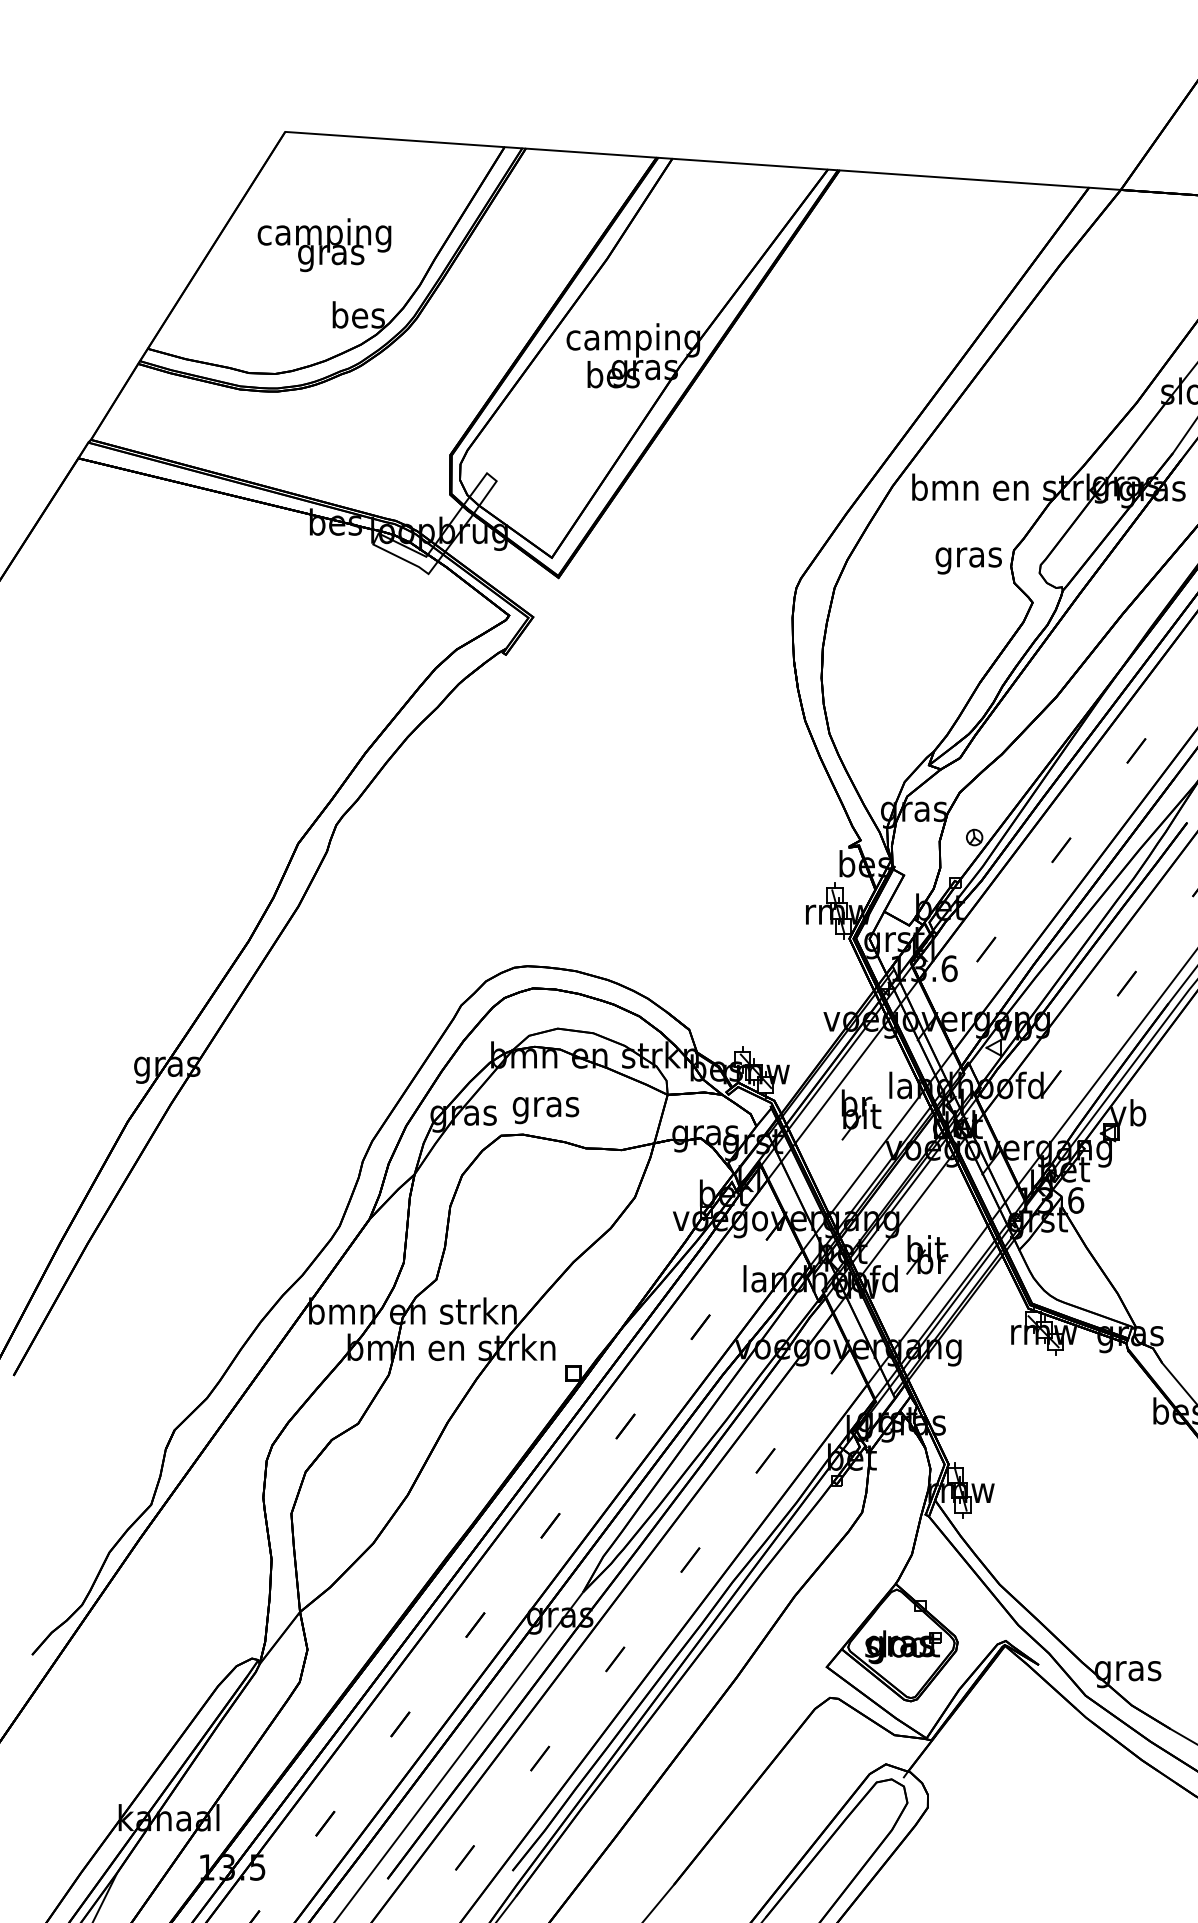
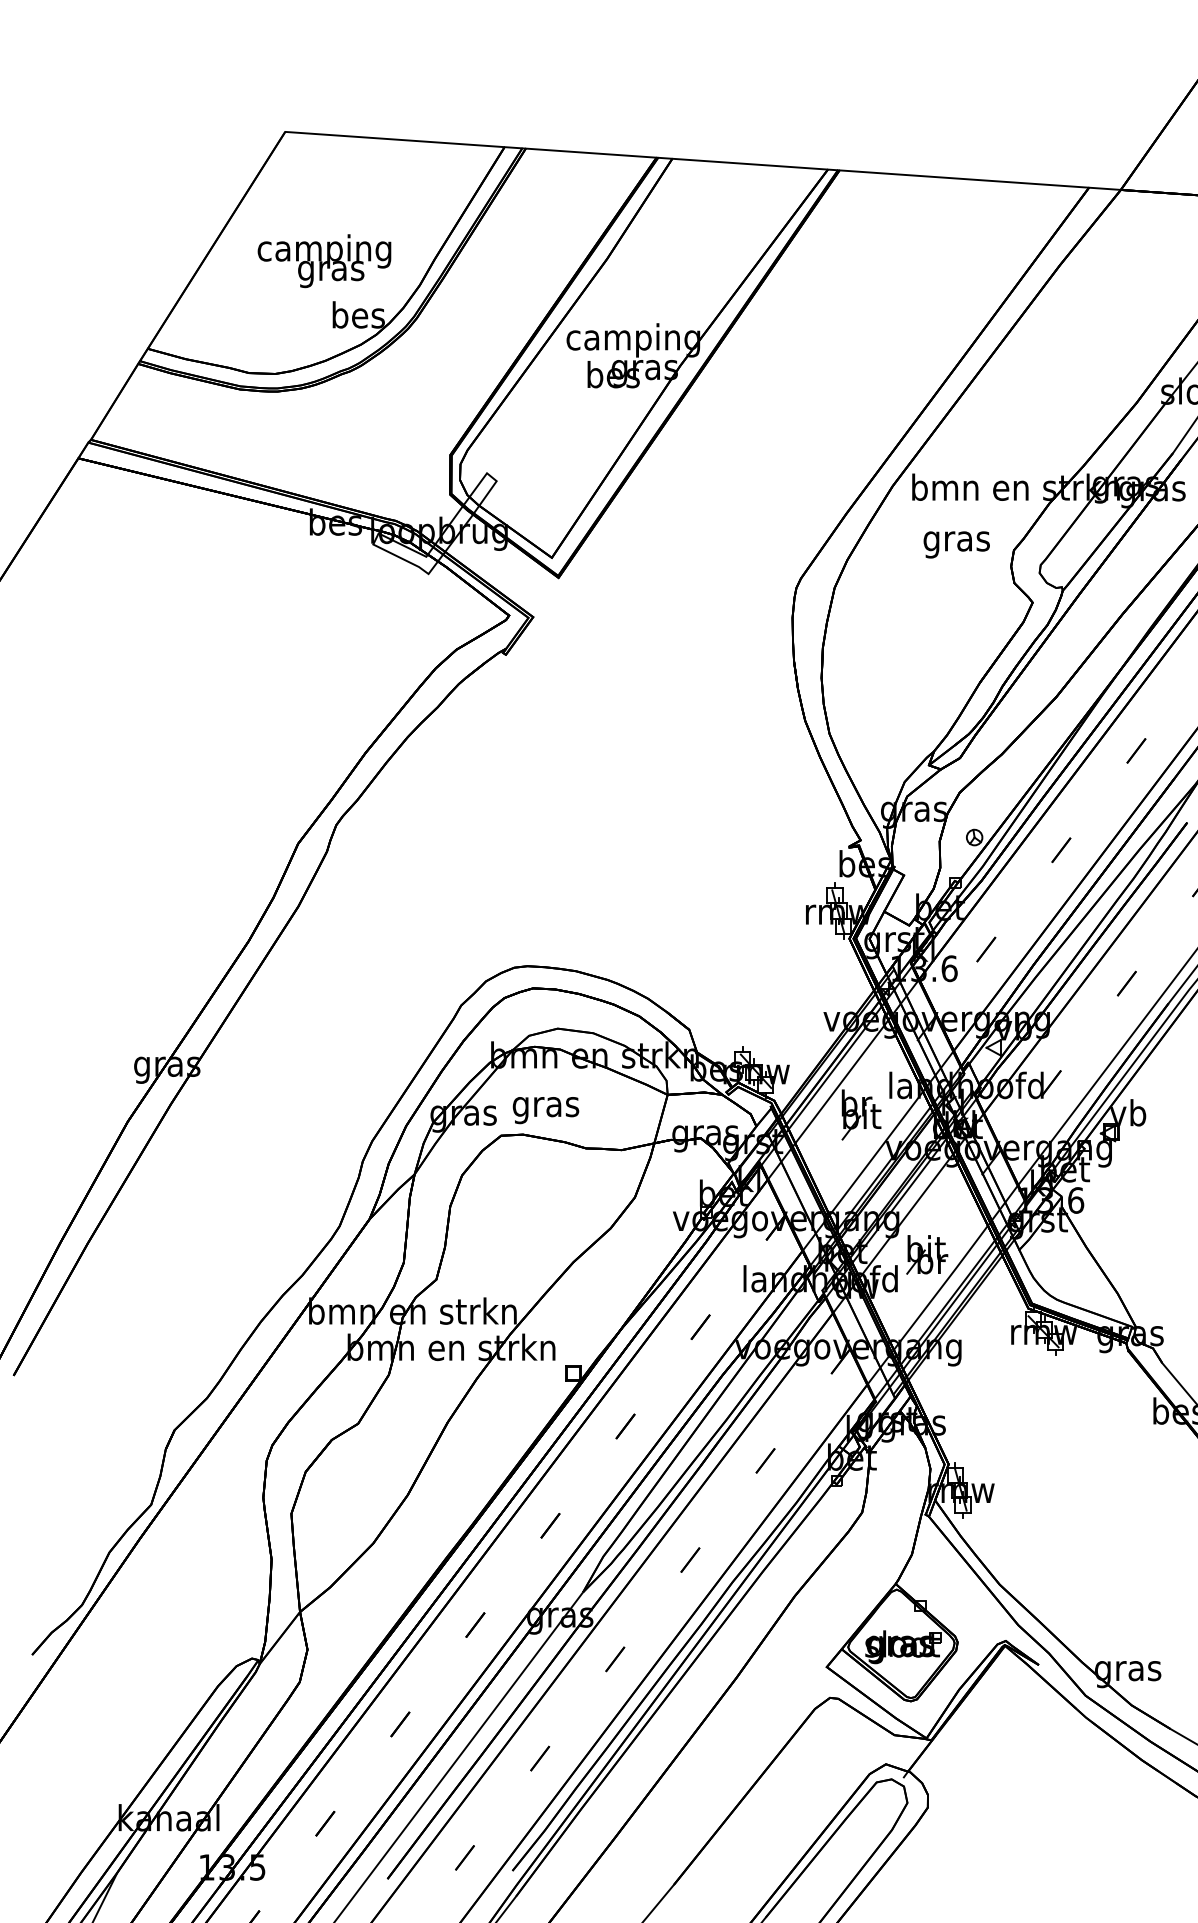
text position: (324, 245) -> (324, 261) (324, 261)
text position: (968, 560) -> (956, 544) (956, 544)
